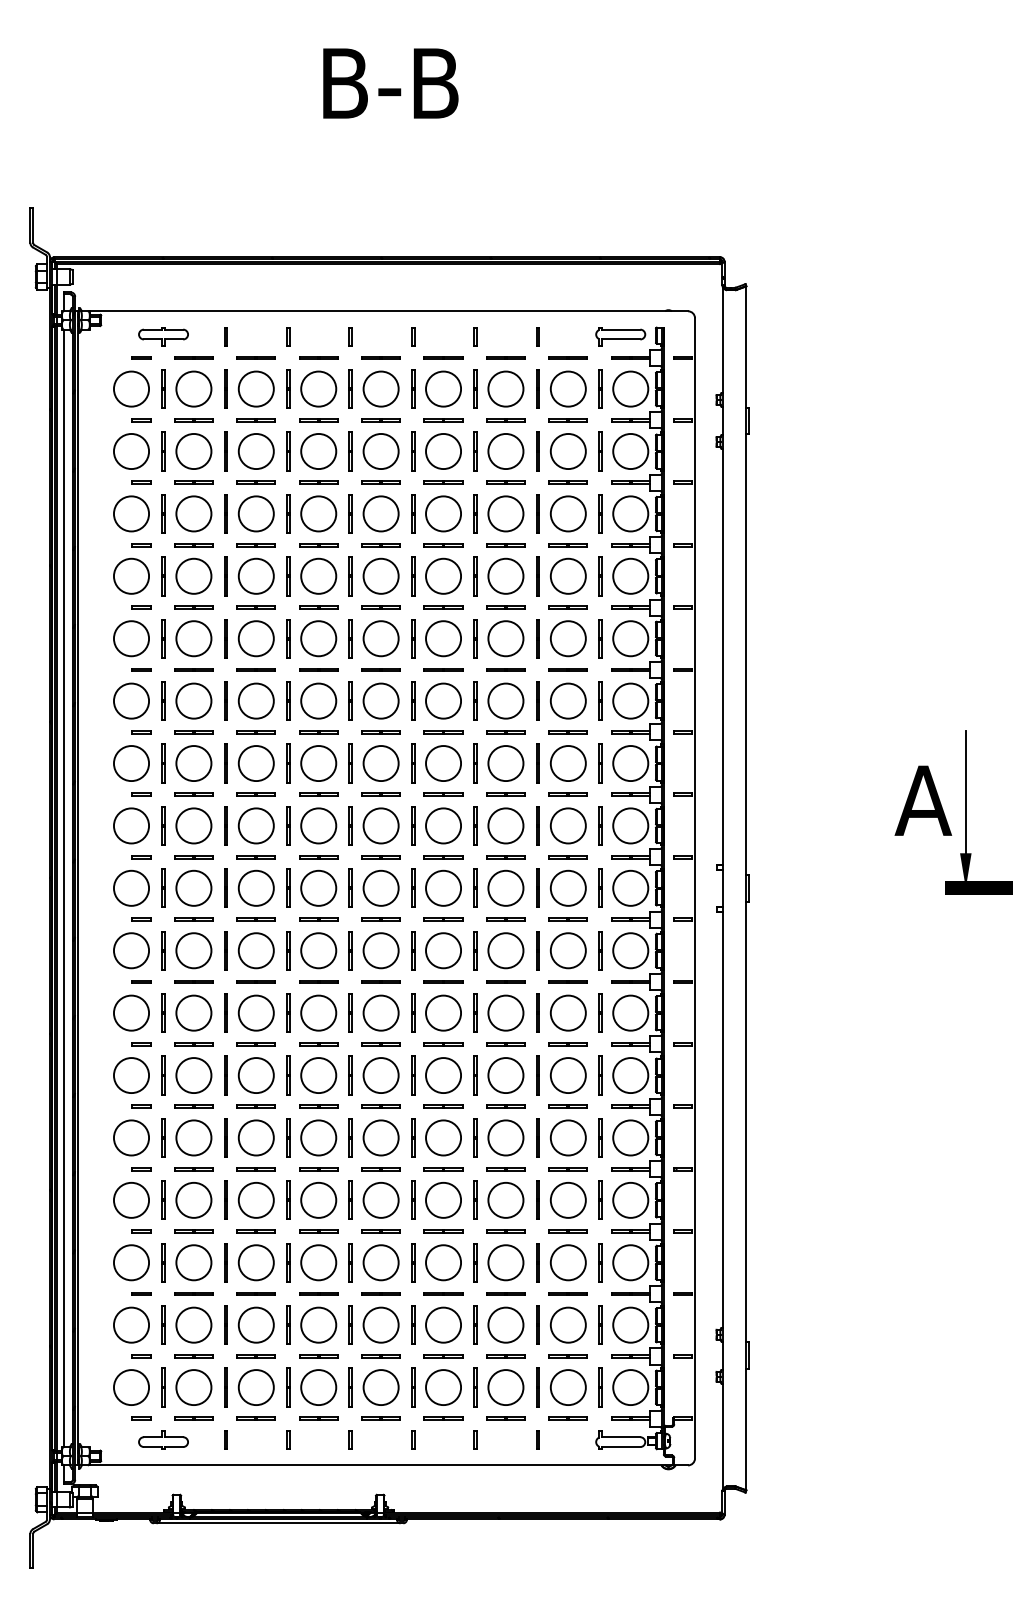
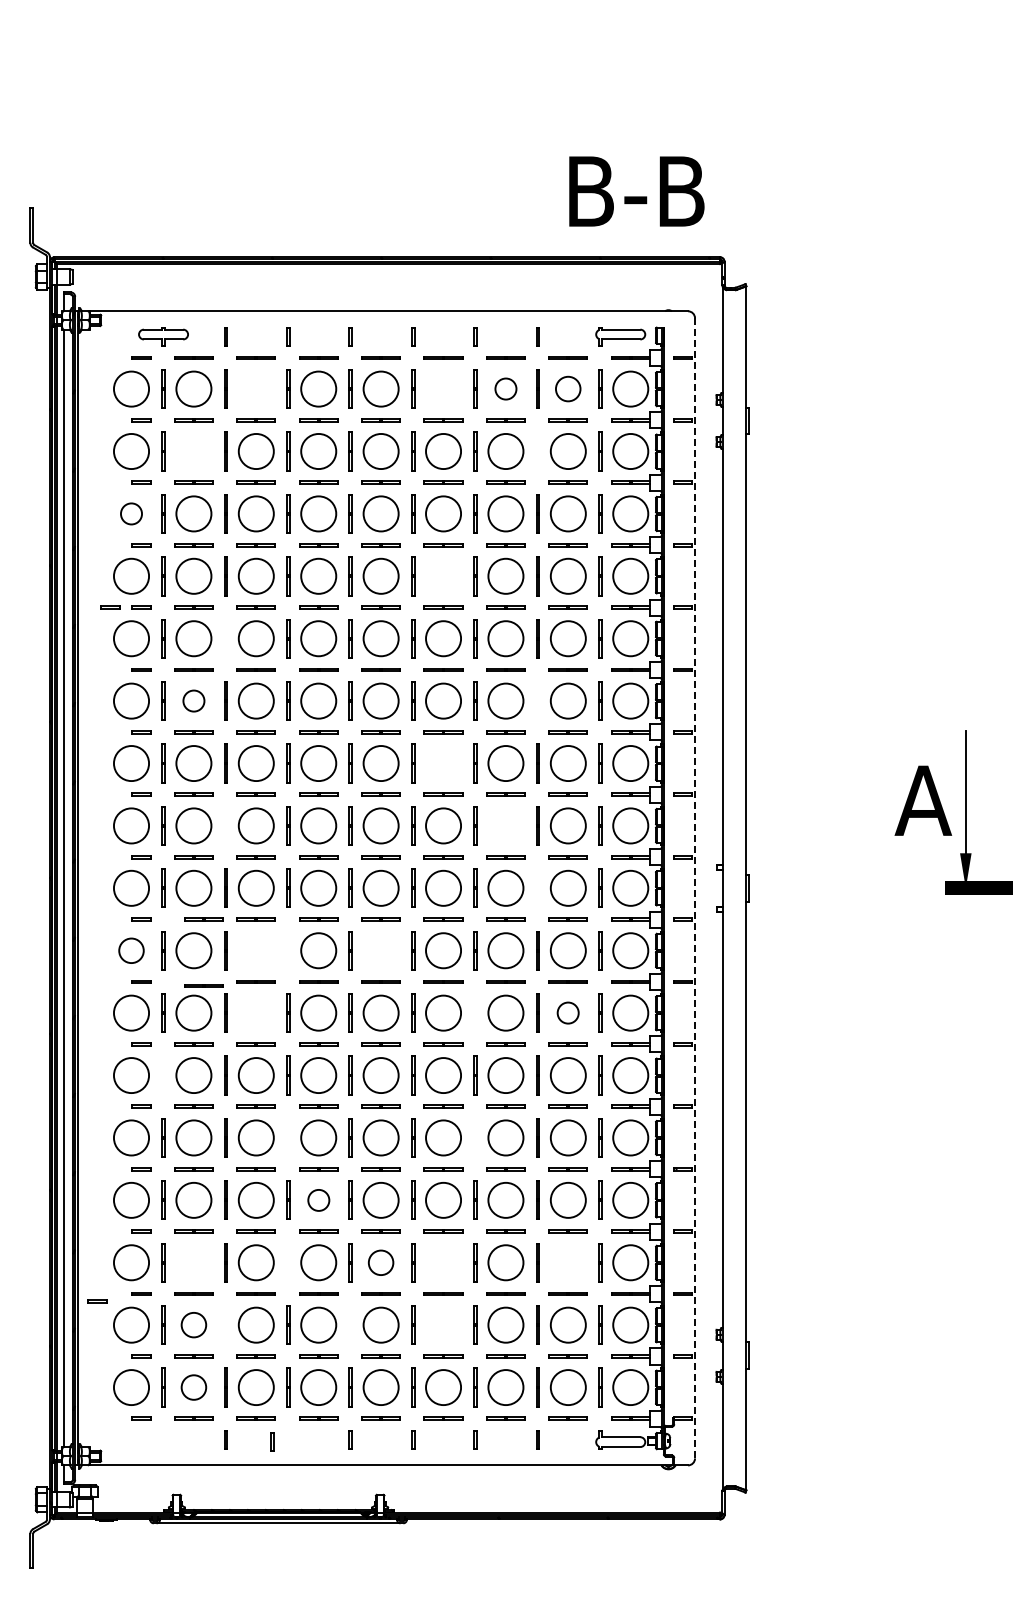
text position: (390, 83) -> (636, 191) (636, 191)
circle: present -> none (255, 388)
circle: present -> none (443, 388)
circle size: 38x38 px -> 24x24 px (505, 388)
circle size: 38x38 px -> 27x28 px (568, 388)
circle: present -> none (193, 451)
line: present -> none (537, 451)
circle size: 37x38 px -> 23x24 px (131, 513)
circle: present -> none (443, 575)
line: none -> present (110, 606)
line: present -> none (225, 638)
circle size: 38x38 px -> 24x24 px (193, 700)
line: present -> none (537, 700)
circle: present -> none (443, 763)
line: present -> none (225, 825)
circle: present -> none (505, 825)
line: present -> none (537, 887)
line: solid -> dashed (695, 888)
line position: (193, 919) -> (203, 919) (203, 919)
circle size: 37x38 px -> 27x27 px (131, 950)
circle: present -> none (255, 950)
line: present -> none (288, 950)
circle: present -> none (380, 950)
line position: (193, 981) -> (203, 985) (203, 985)
circle: present -> none (255, 1012)
line: present -> none (475, 1012)
circle size: 38x38 px -> 24x24 px (567, 1012)
line: present -> none (163, 1075)
line: present -> none (288, 1137)
line: present -> none (475, 1137)
circle size: 38x37 px -> 24x23 px (318, 1200)
circle: present -> none (193, 1262)
line: present -> none (288, 1262)
circle size: 38x38 px -> 27x27 px (381, 1262)
circle: present -> none (443, 1262)
circle: present -> none (567, 1262)
line: none -> present (97, 1300)
circle size: 38x38 px -> 28x27 px (193, 1325)
line: present -> none (225, 1324)
line: present -> none (350, 1324)
circle: present -> none (443, 1324)
circle size: 38x37 px -> 28x27 px (193, 1387)
part: present -> none (163, 1439)
line position: (287, 1439) -> (271, 1441) (271, 1441)
